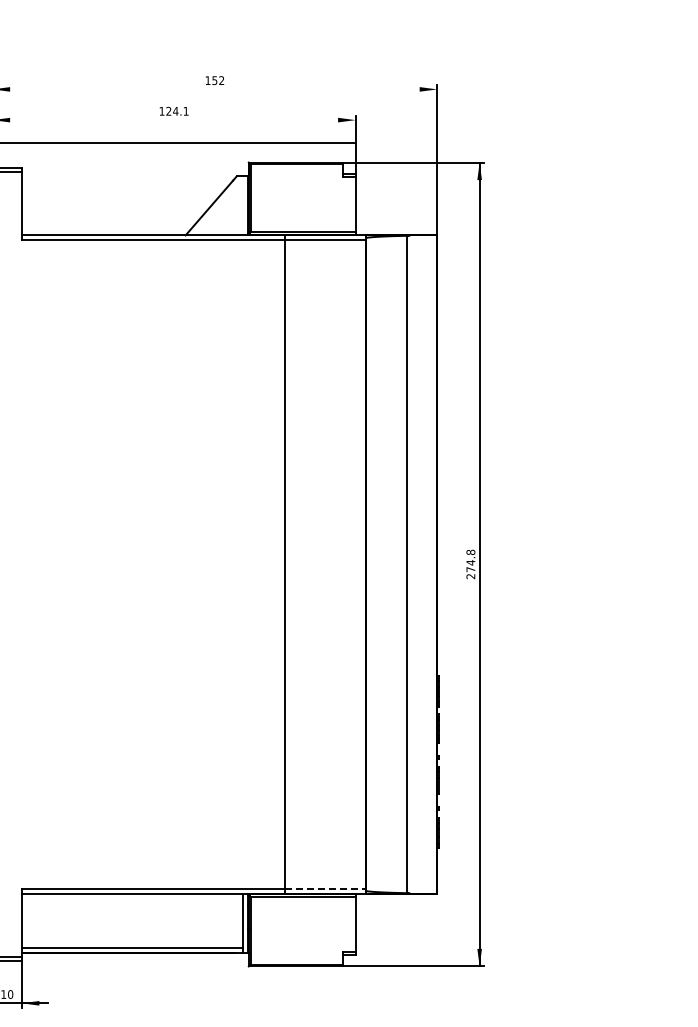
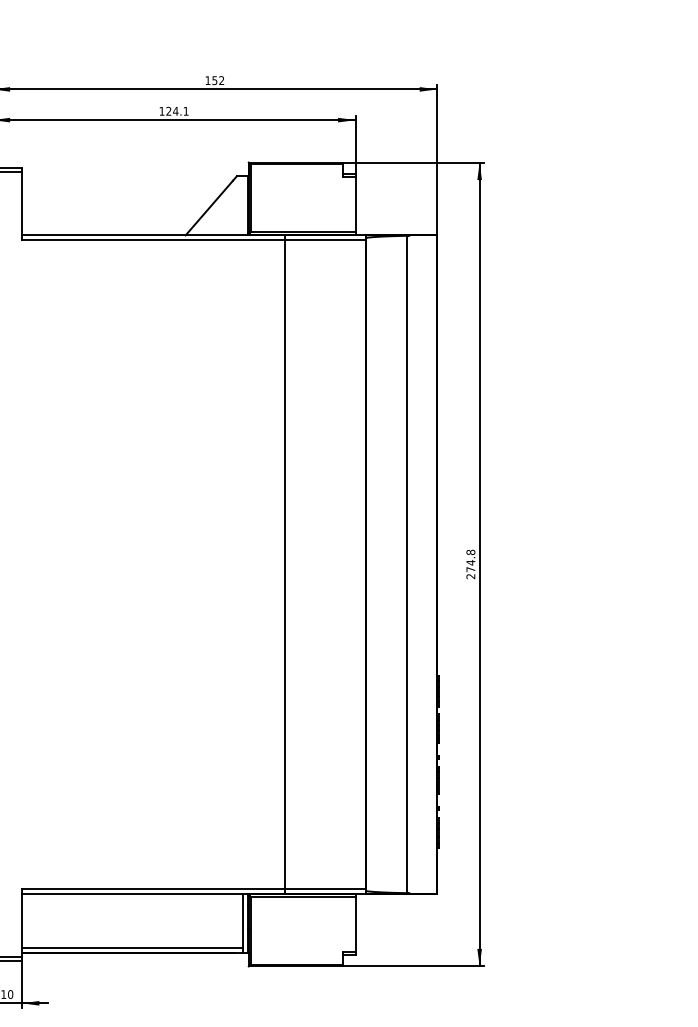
line: none -> present (219, 89)
line position: (178, 143) -> (178, 120) (178, 120)
line: dashed -> solid (325, 889)
